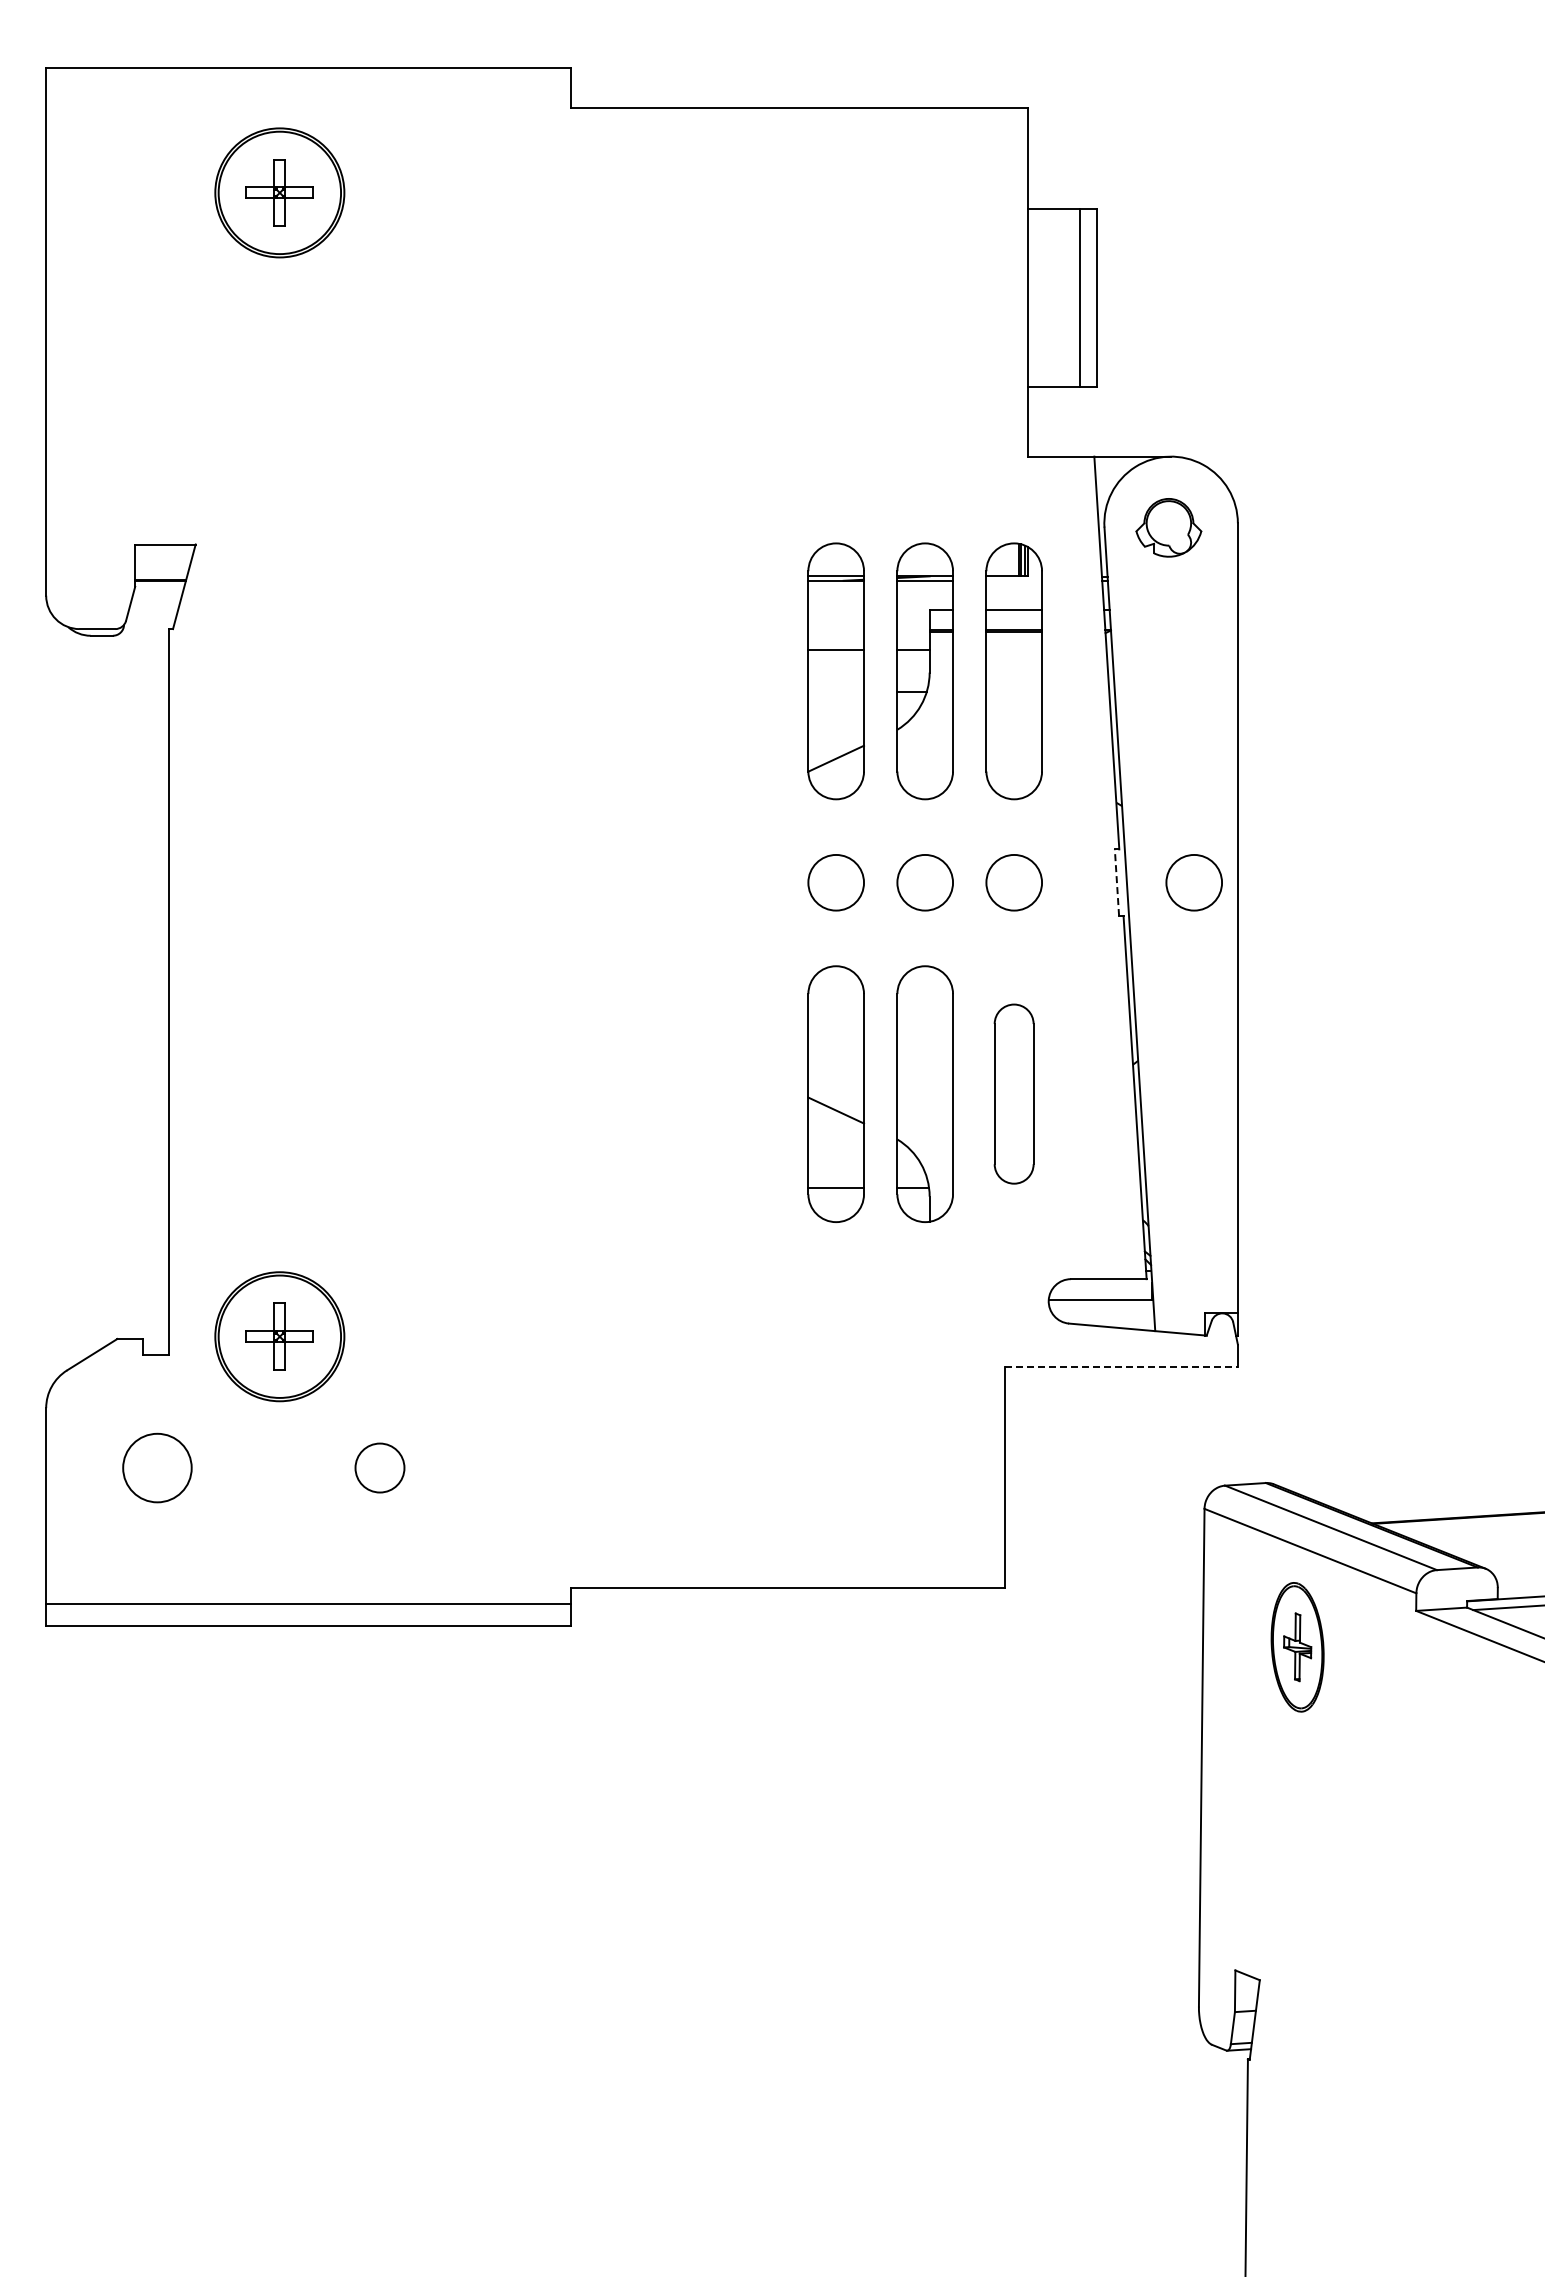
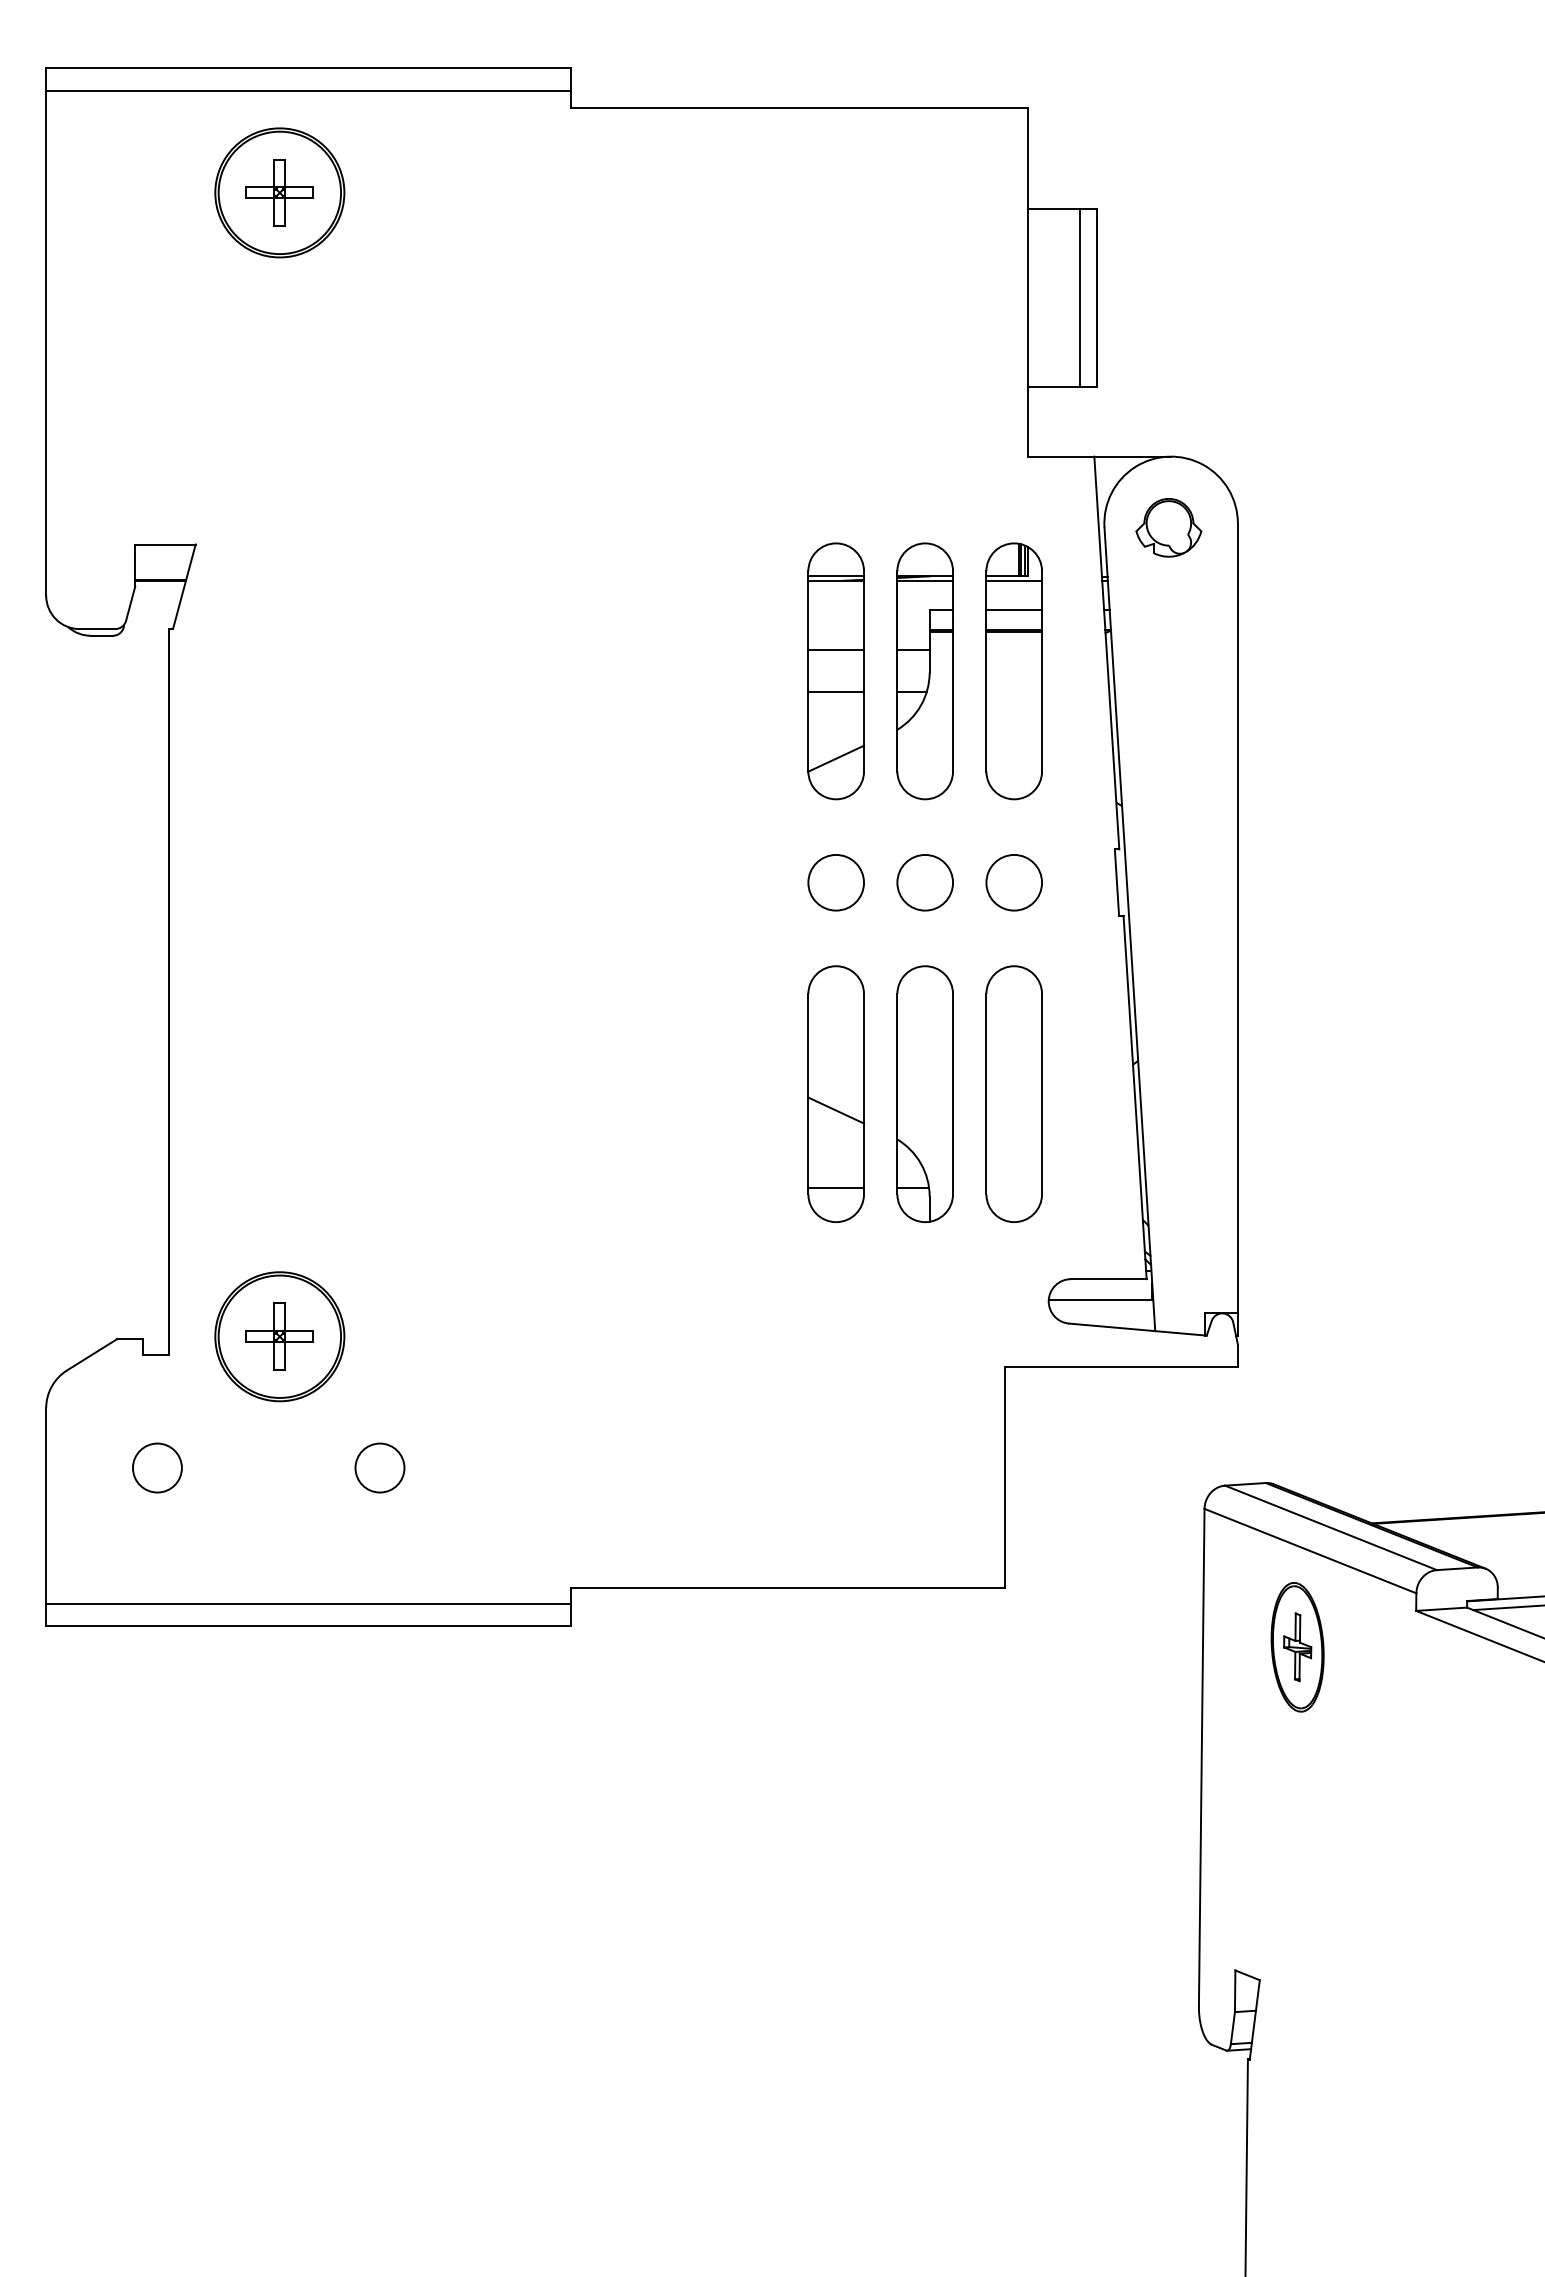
line: none -> present (308, 90)
line: none -> present (1014, 580)
line: none -> present (836, 692)
line: dashed -> solid (1116, 882)
circle: present -> none (1193, 882)
part size: 42x182 px -> 58x258 px (1013, 1093)
line: dashed -> solid (1122, 1366)
circle size: 71x72 px -> 51x52 px (157, 1467)
